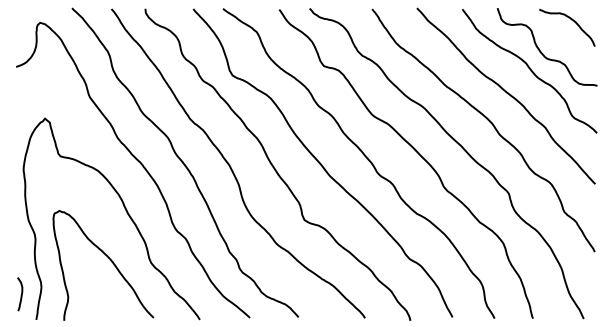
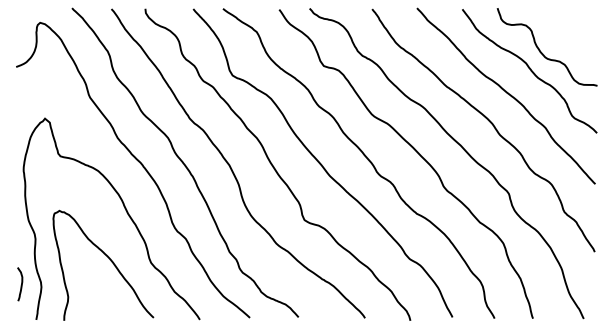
curve: present -> none (571, 20)
curve position: (21, 294) -> (21, 284) (21, 284)
